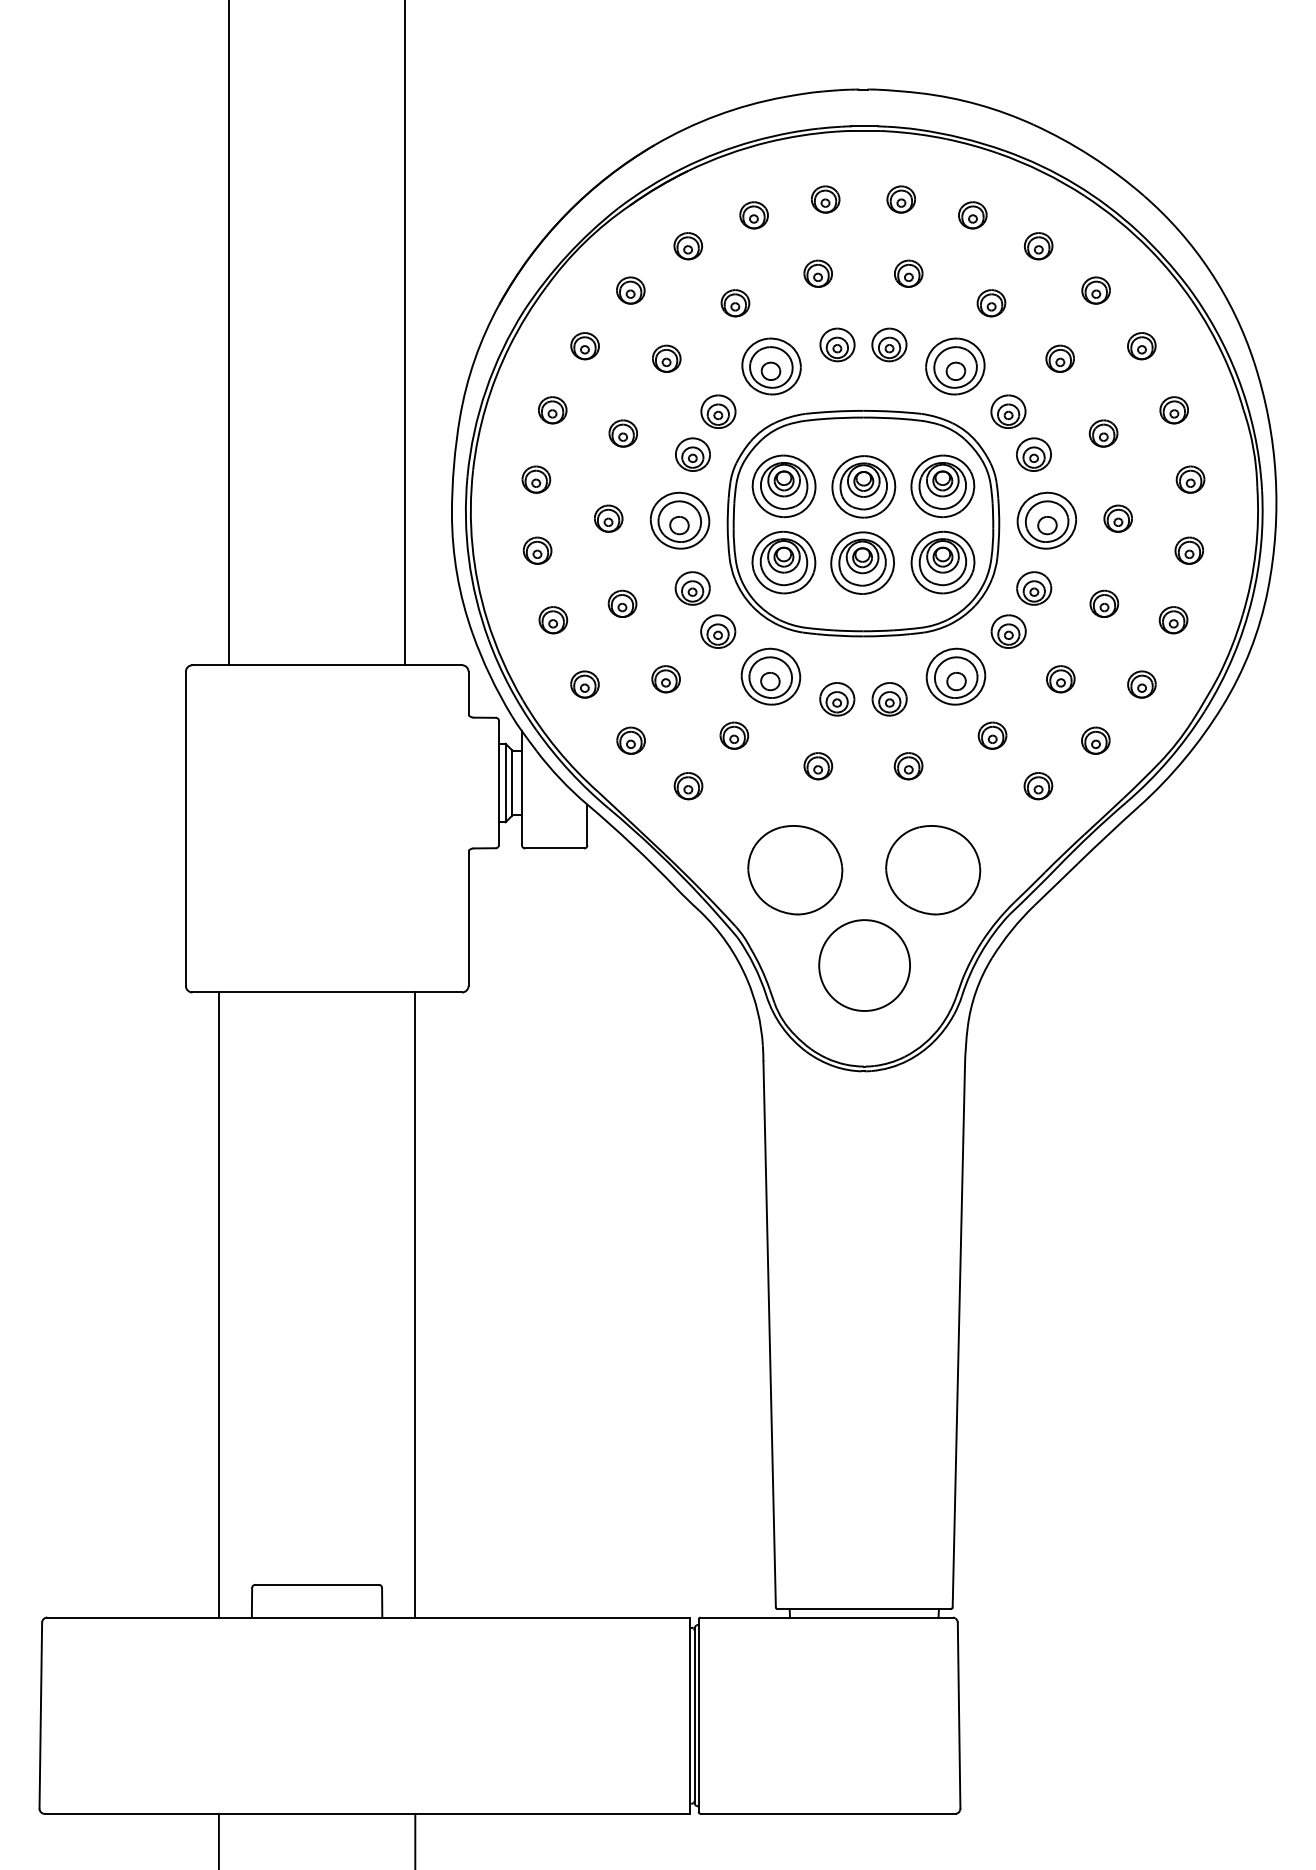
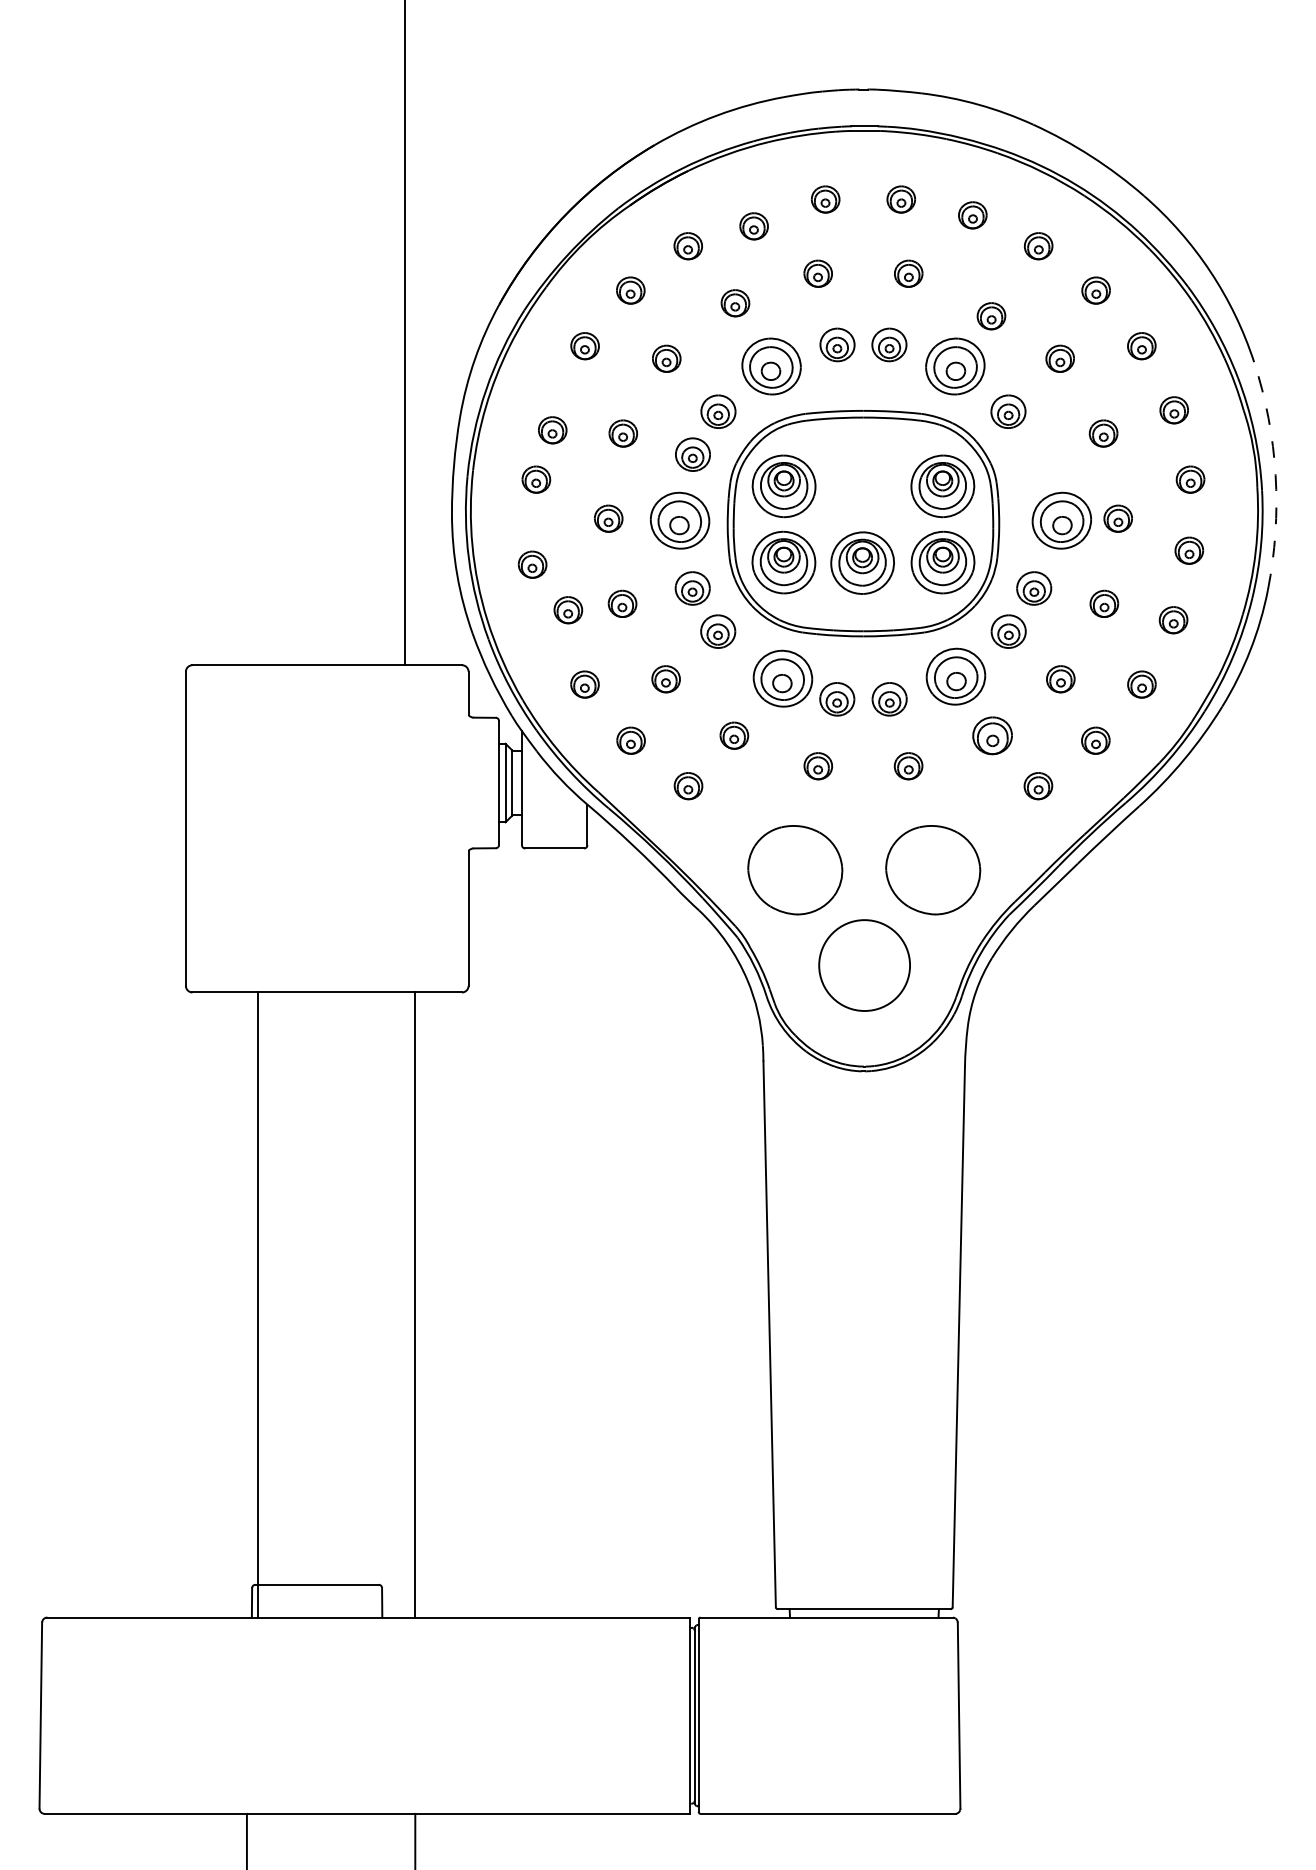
part position: (753, 215) -> (753, 226) (753, 226)
part position: (991, 303) -> (991, 316) (991, 316)
line: present -> none (228, 333)
part position: (552, 410) -> (552, 430) (552, 430)
part: present -> none (1033, 454)
arc: solid -> dashed (1275, 475)
part: present -> none (863, 486)
part position: (1046, 520) -> (1061, 520) (1061, 520)
part position: (537, 550) -> (532, 564) (532, 564)
part position: (553, 620) -> (568, 610) (568, 610)
part position: (770, 676) -> (782, 678) (782, 678)
part size: 31x29 px -> 41x40 px (992, 735)
line position: (218, 1304) -> (257, 1304) (257, 1304)
line position: (218, 1839) -> (246, 1839) (246, 1839)
